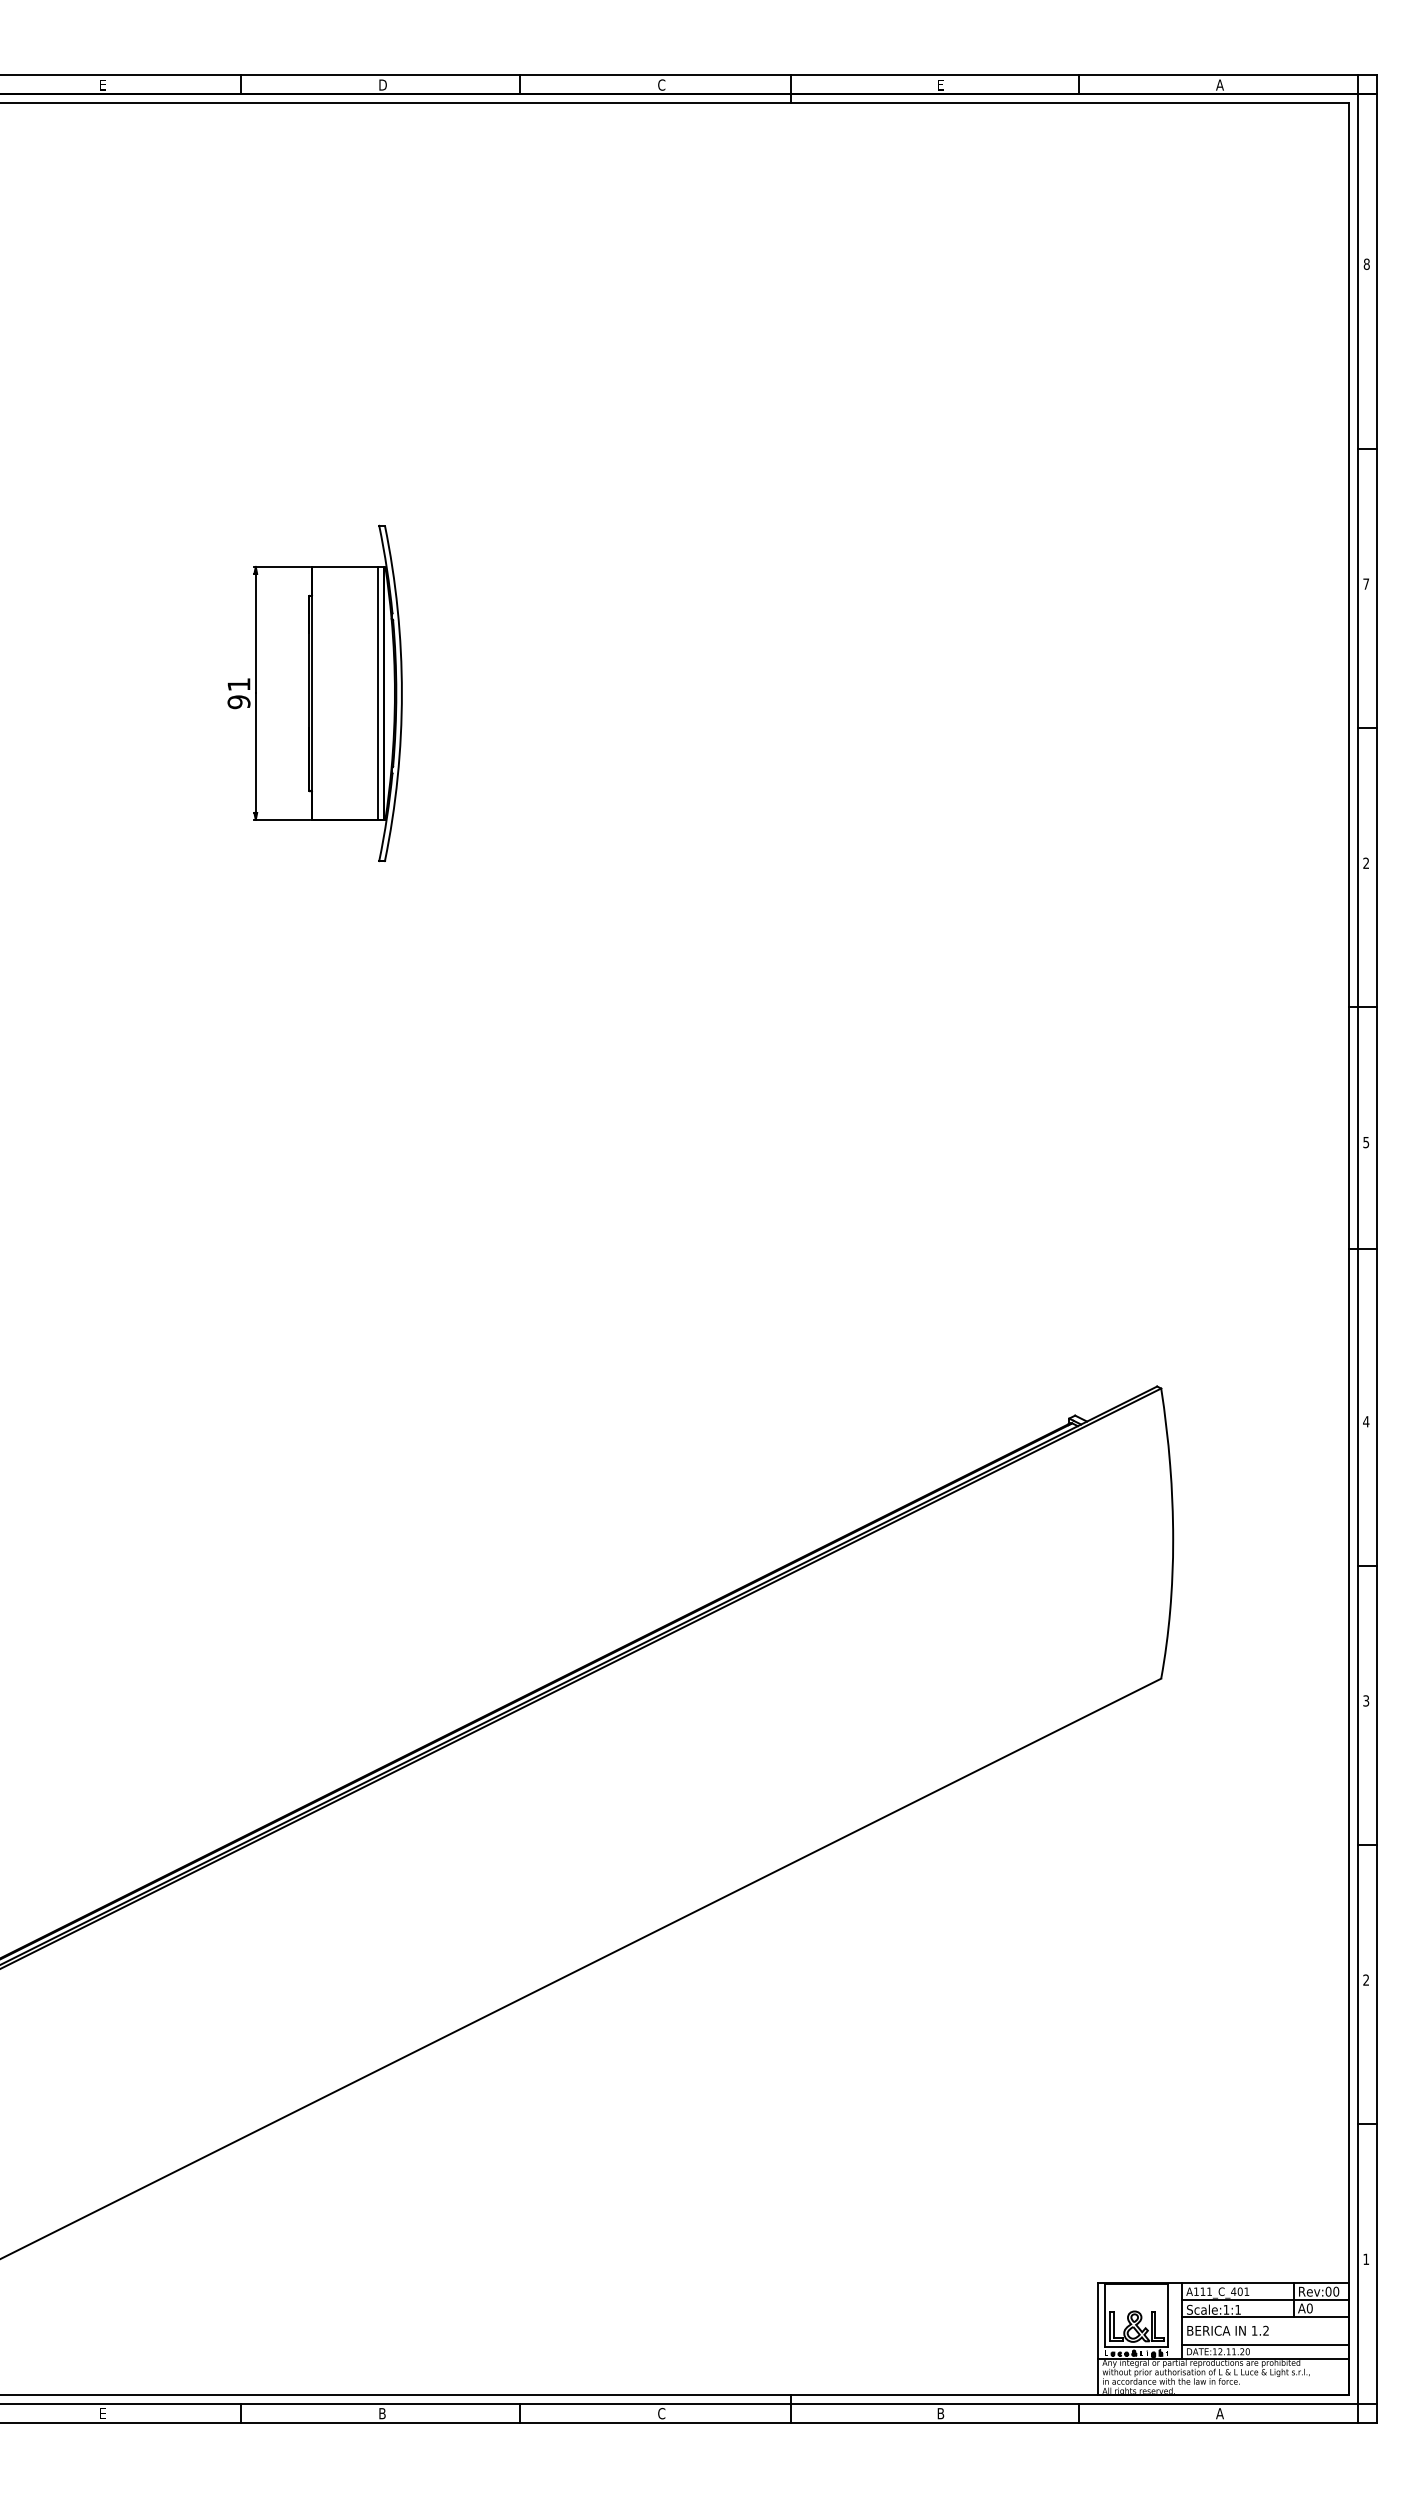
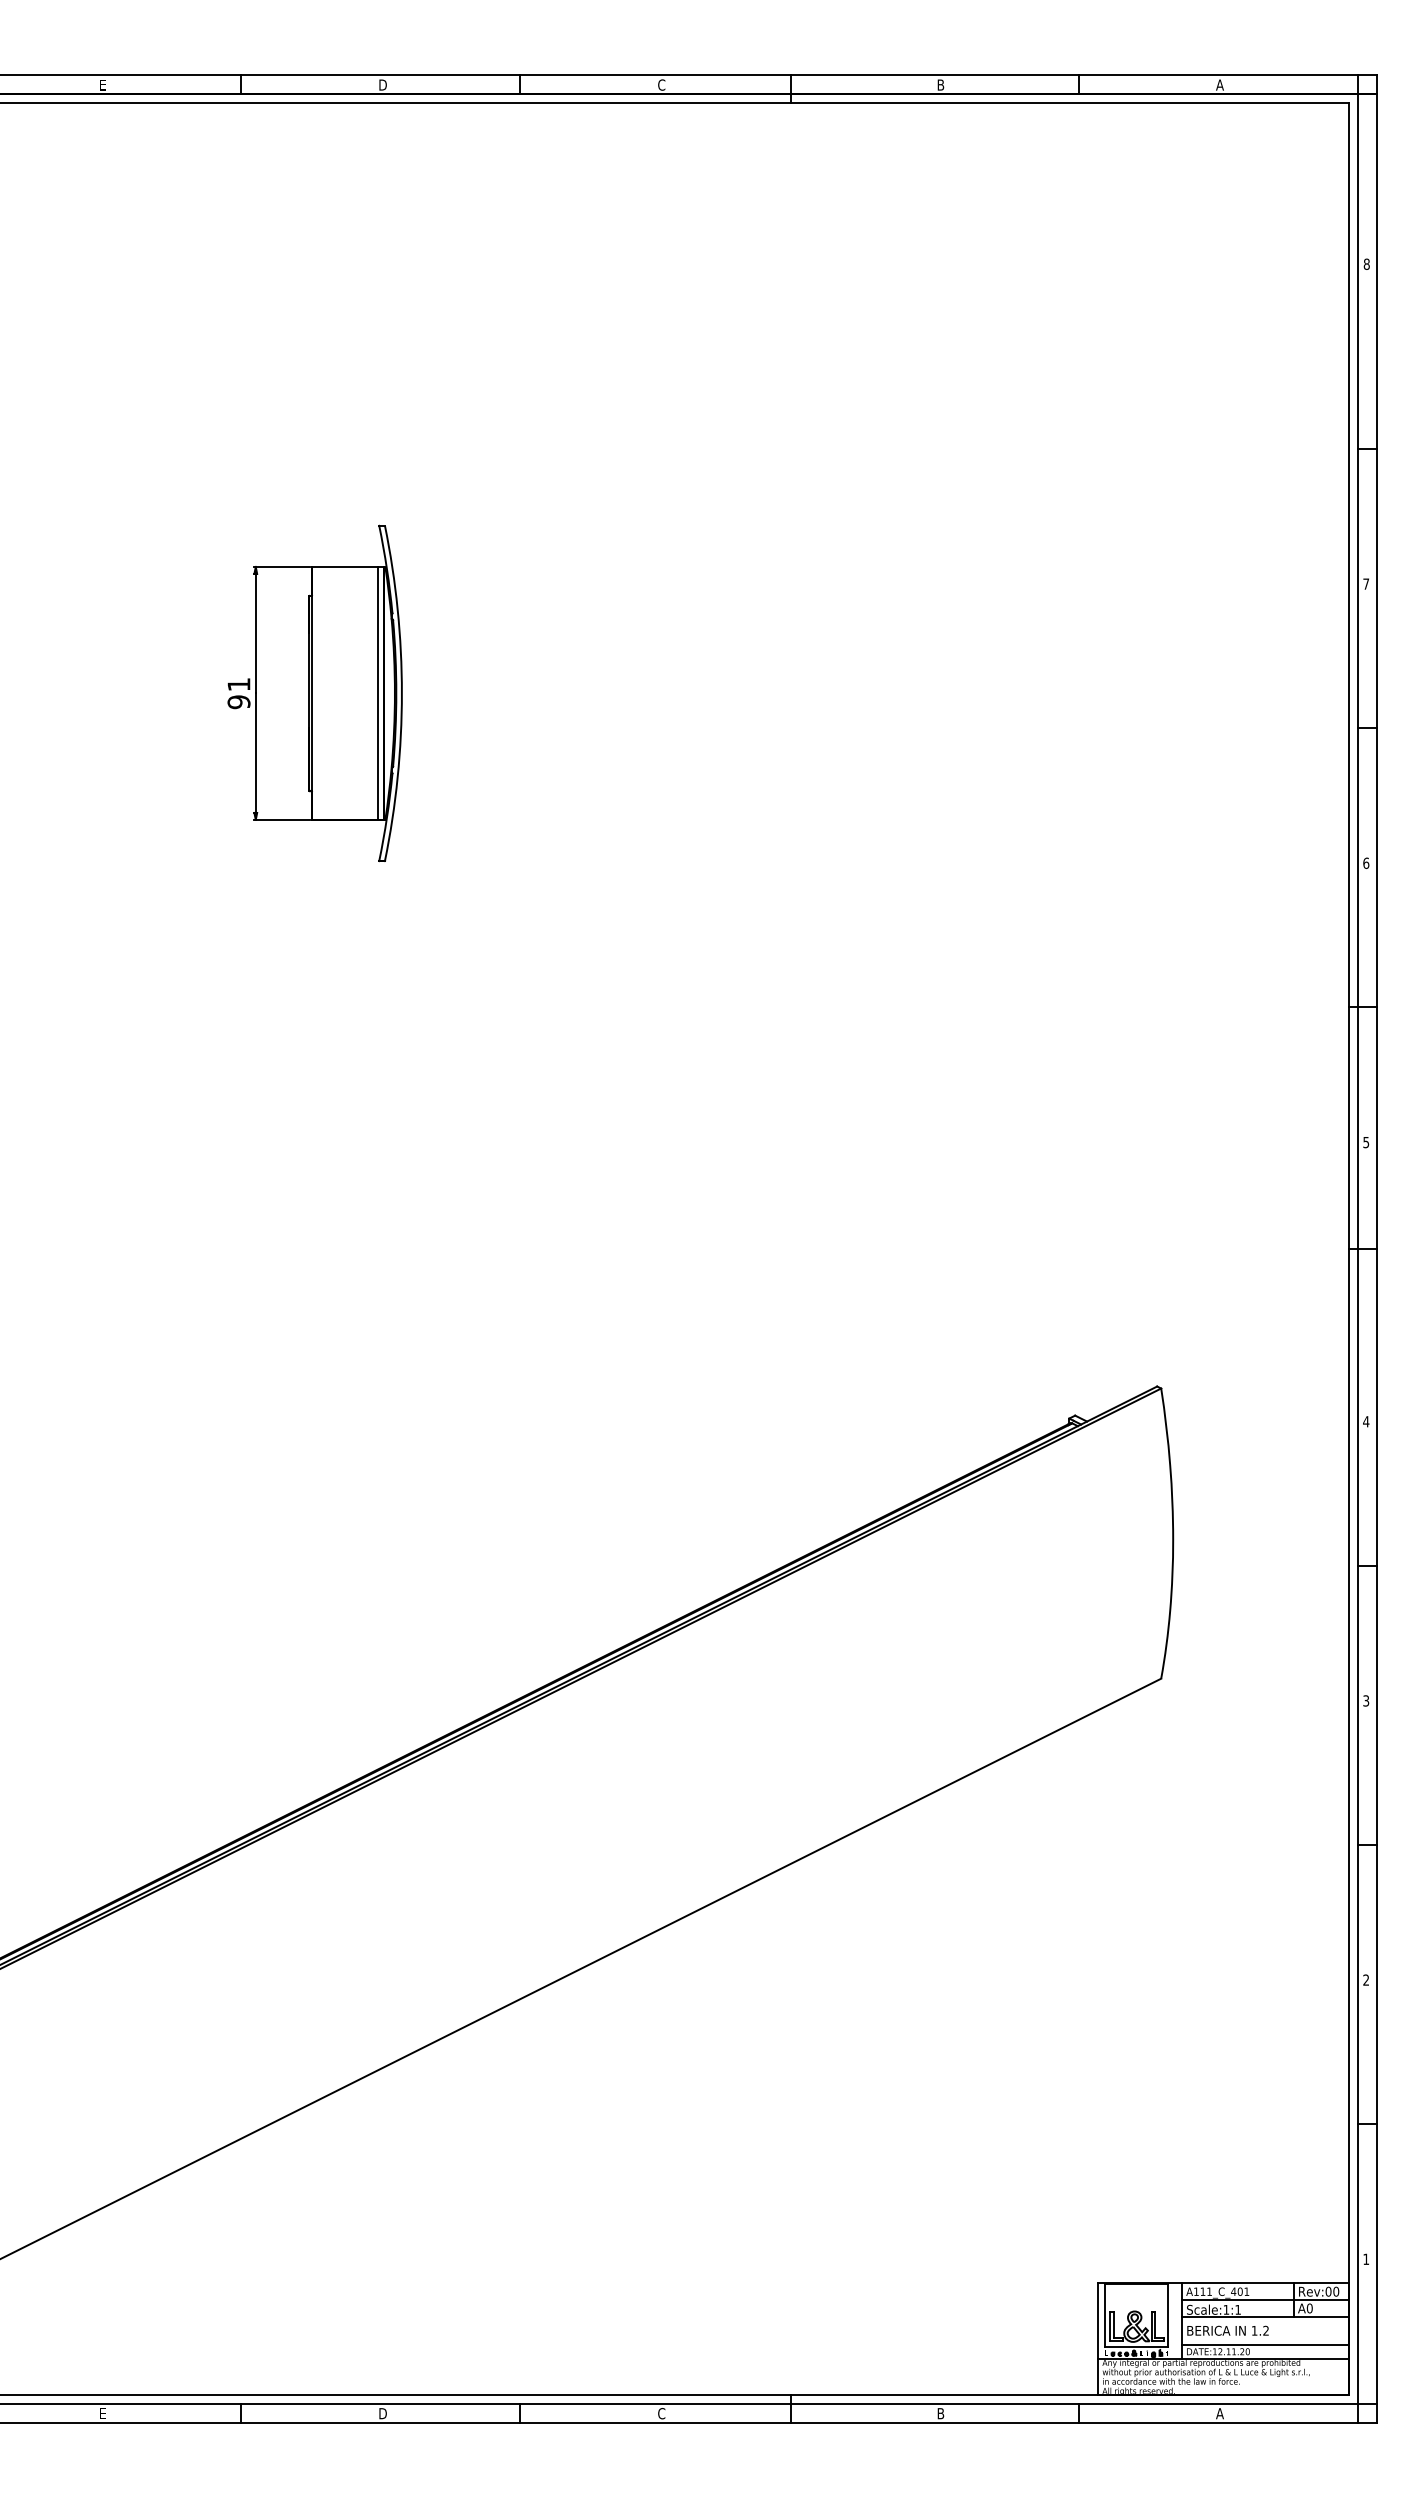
text: E -> B (940, 84)
text: 2 -> 6 (1366, 863)
text: B -> D (383, 2413)
